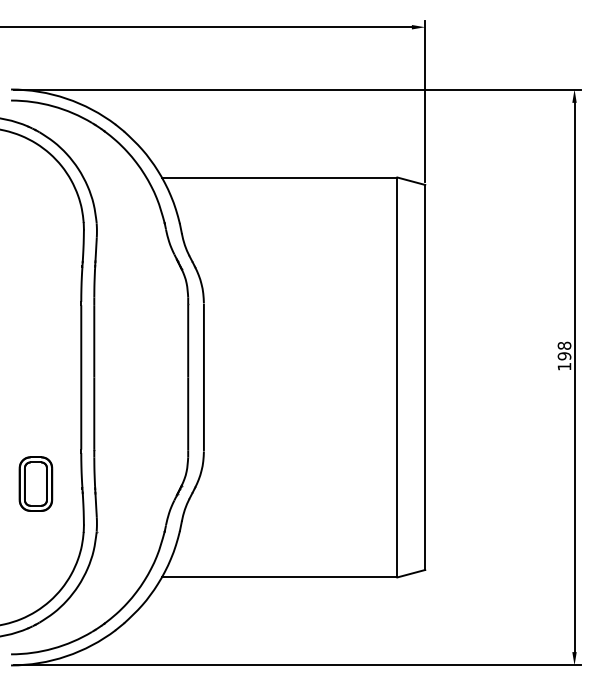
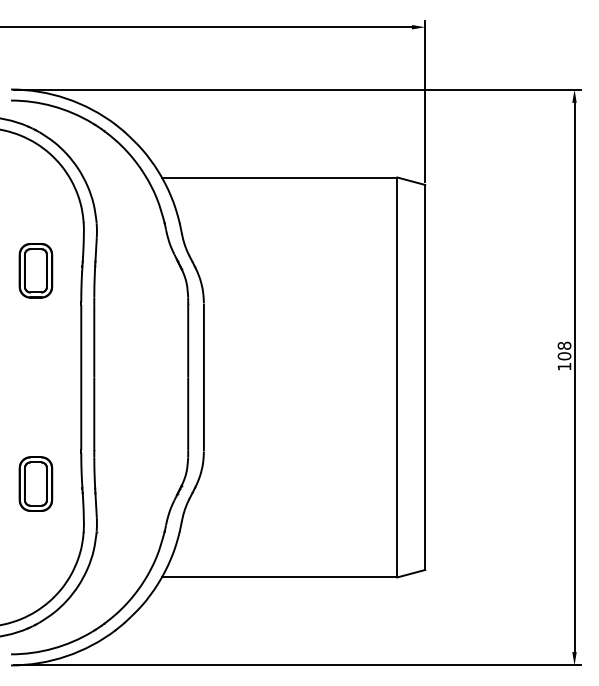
part: none -> present (35, 270)
text: 198 -> 108 (564, 356)
